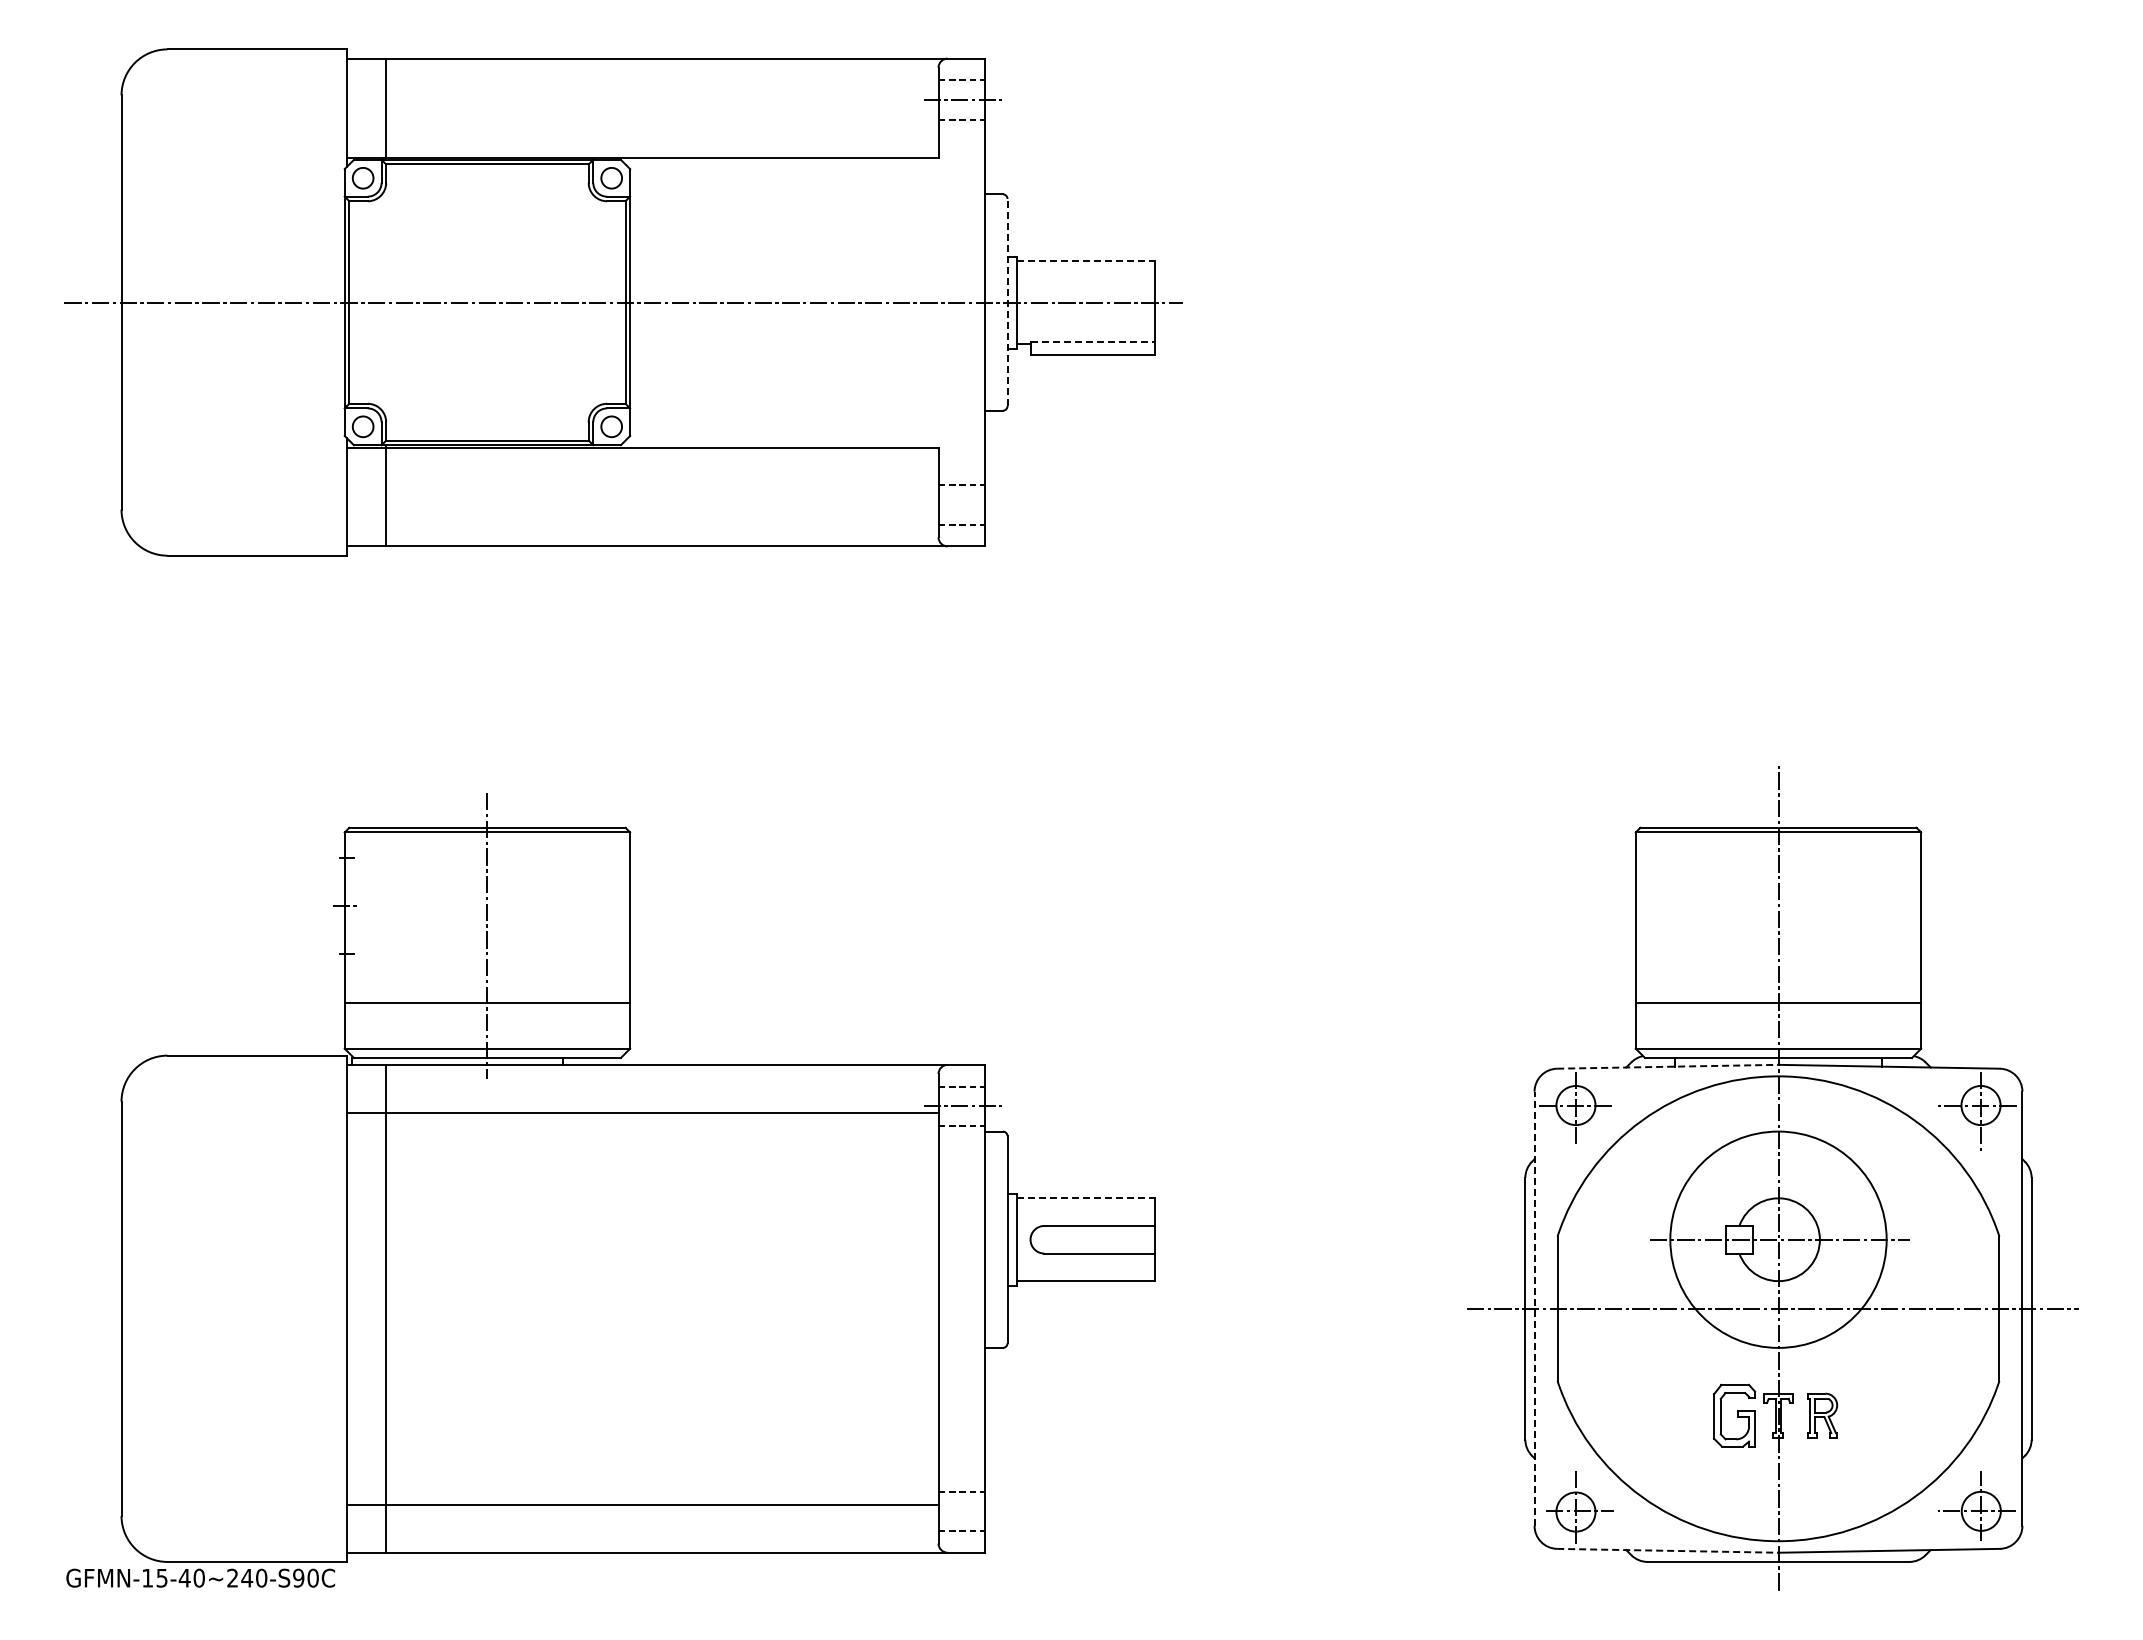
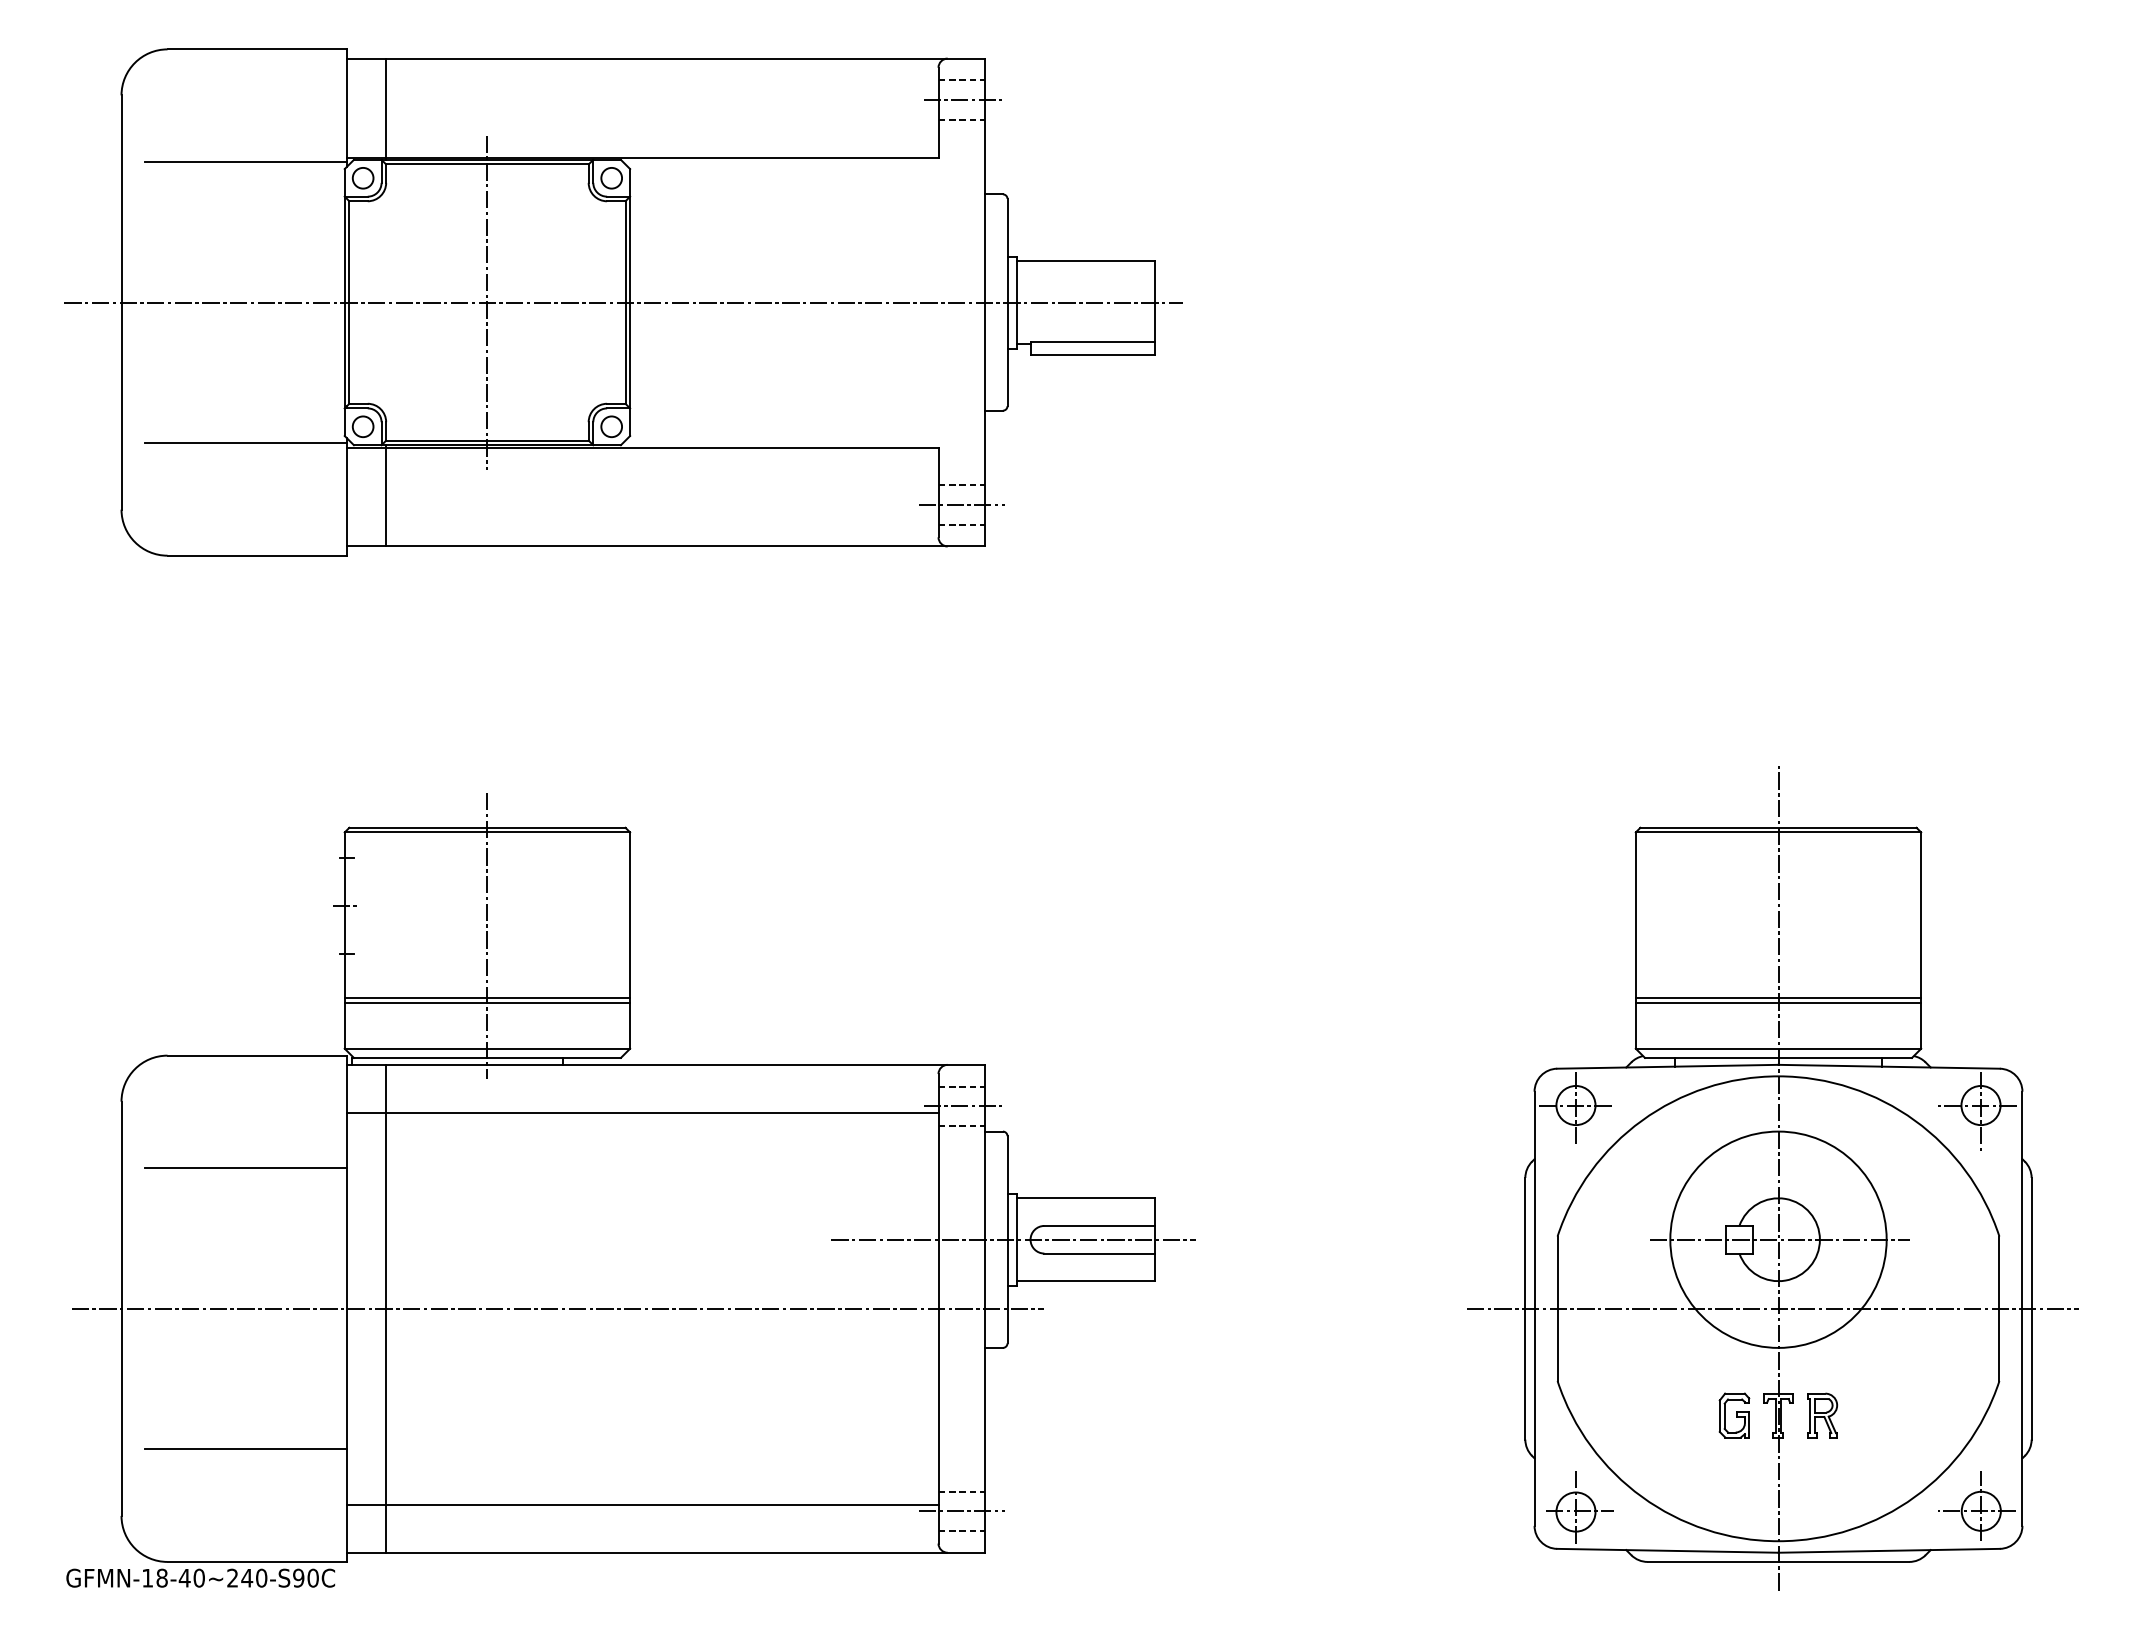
line: none -> present (245, 162)
line: dashed -> solid (1086, 261)
line: none -> present (487, 302)
line: dashed -> solid (1007, 302)
line: dashed -> solid (1093, 341)
line: none -> present (245, 442)
line: none -> present (961, 505)
line: none -> present (487, 998)
line: none -> present (1778, 998)
line: dashed -> solid (1667, 1066)
line: none -> present (245, 1168)
line: dashed -> solid (1086, 1198)
line: none -> present (1013, 1239)
line: none -> present (557, 1308)
line: dashed -> solid (1534, 1308)
part size: 45x65 px -> 33x47 px (1734, 1415)
line: none -> present (245, 1449)
line: none -> present (961, 1511)
line: dashed -> solid (1667, 1550)
text: GFMN-15-40~240-S90C -> GFMN-18-40~240-S90C (161, 1577)
